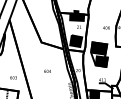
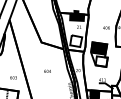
fill: present -> none (76, 41)
fill: present -> none (101, 61)
